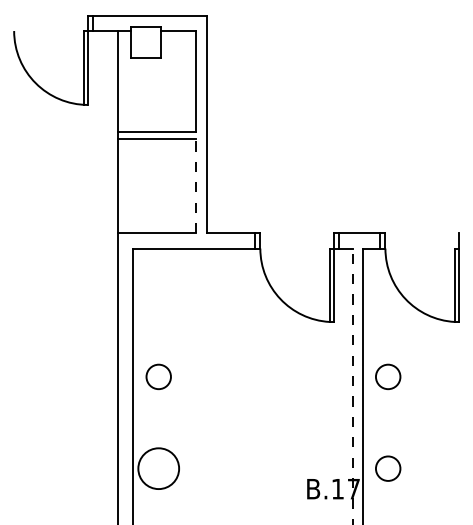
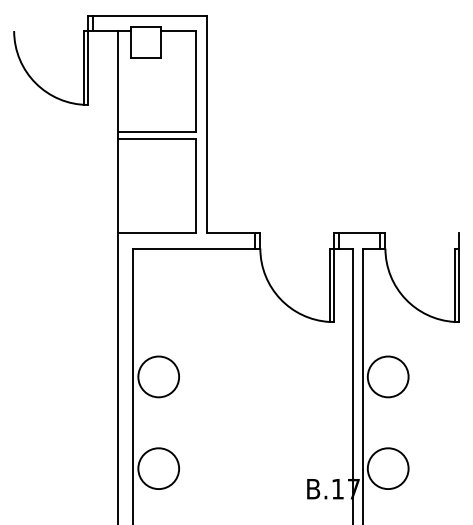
line: dashed -> solid (196, 186)
circle diameter: 24 px -> 41 px (158, 376)
circle diameter: 24 px -> 41 px (387, 376)
line: dashed -> solid (352, 386)
circle diameter: 24 px -> 41 px (387, 468)
